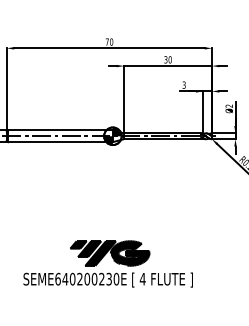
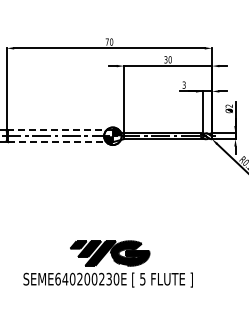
line: solid -> dashed (60, 130)
line: solid -> dashed (61, 142)
text: 4 -> 5 (142, 279)
